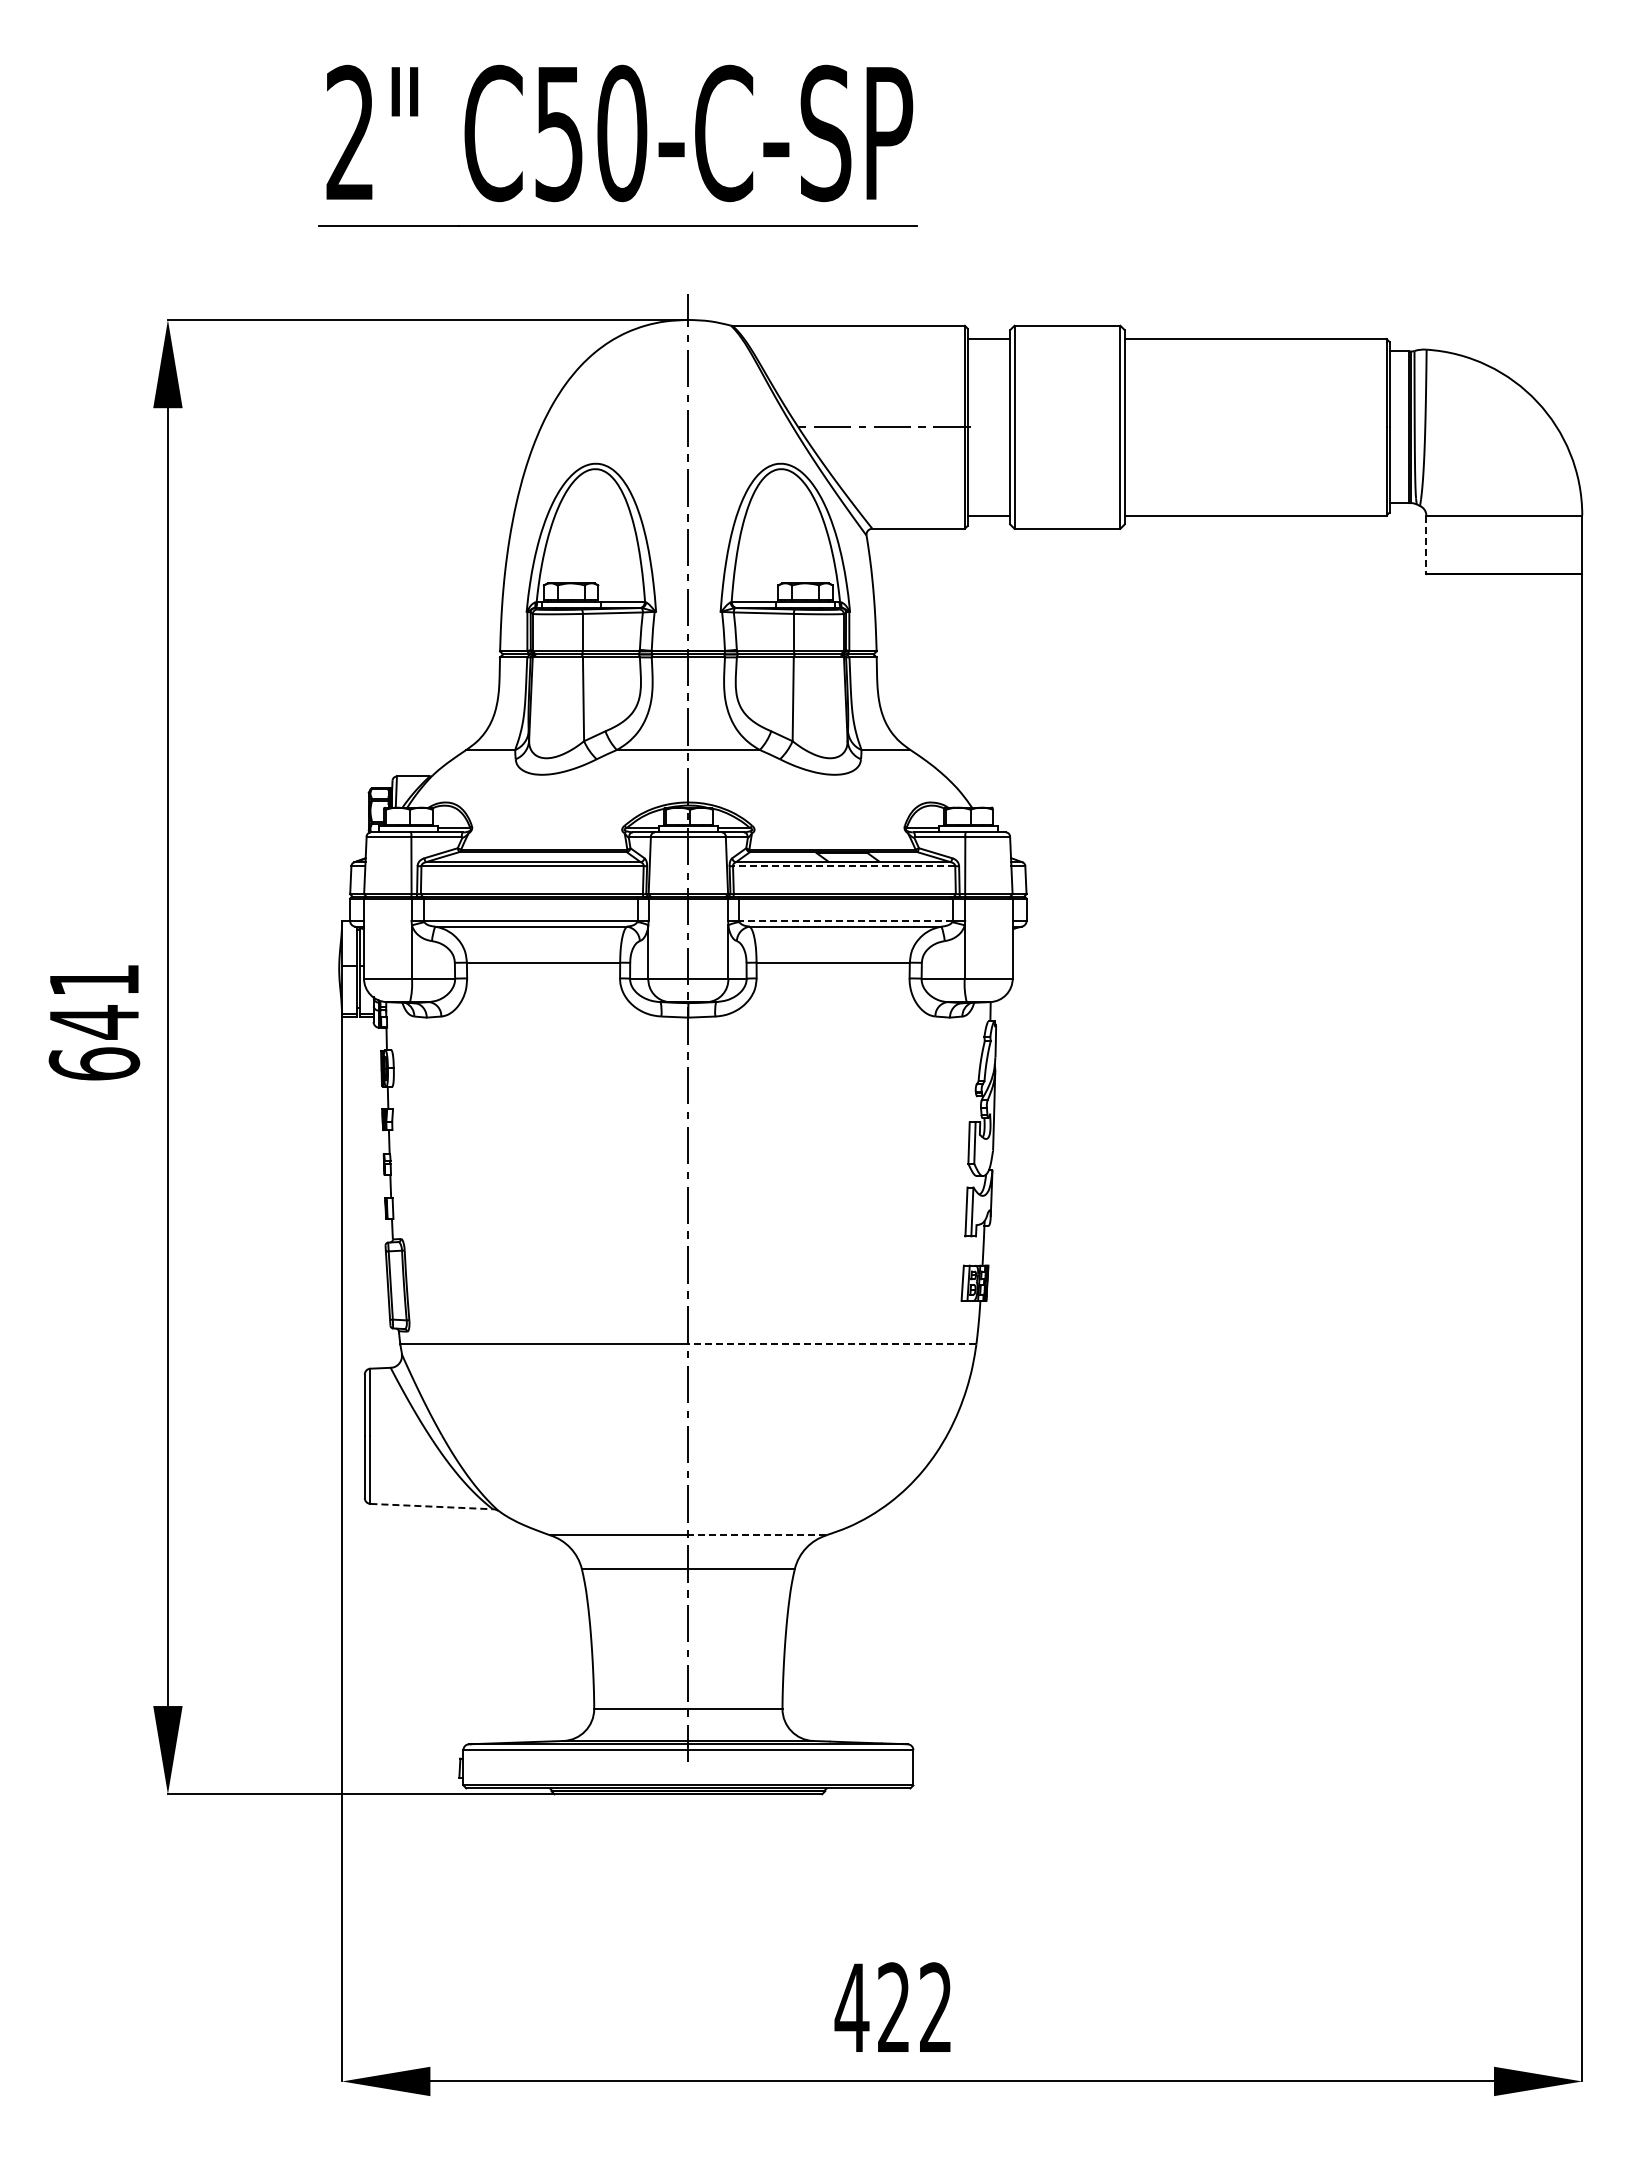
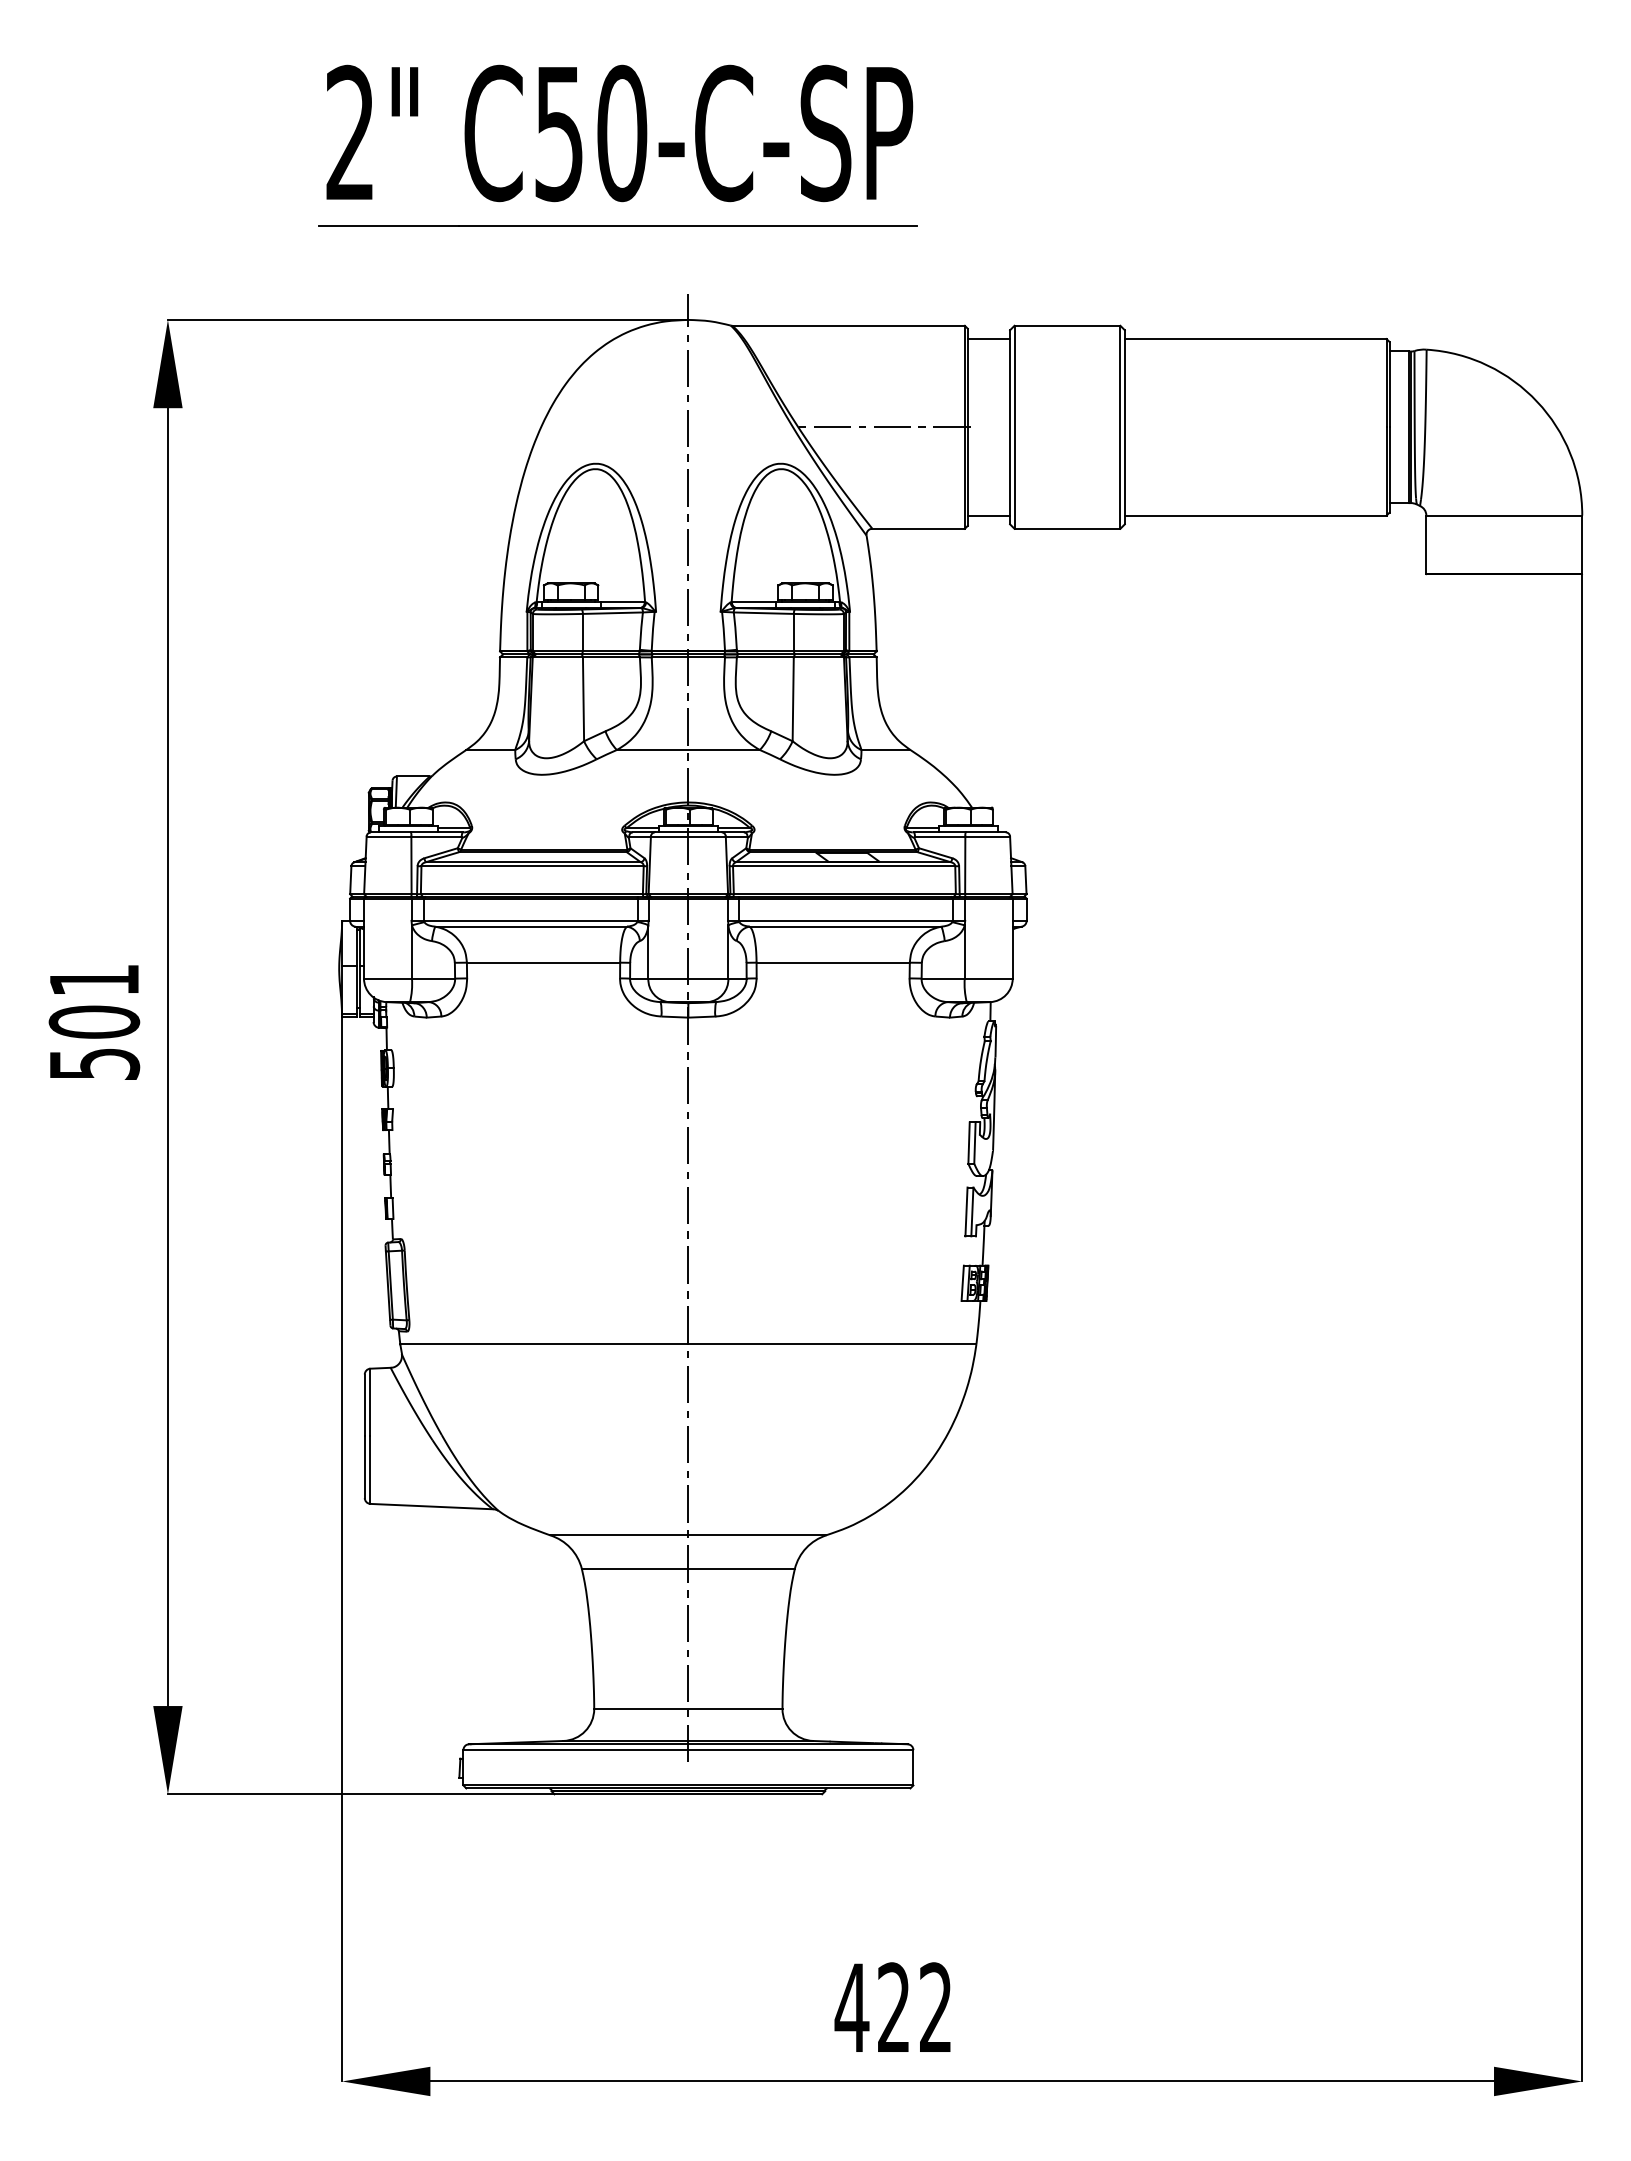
line: dashed -> solid (1426, 545)
line: dashed -> solid (843, 866)
line: dashed -> solid (845, 920)
text: 641 -> 501 (94, 1042)
line: dashed -> solid (831, 1344)
line: dashed -> solid (432, 1506)
line: dashed -> solid (756, 1535)
